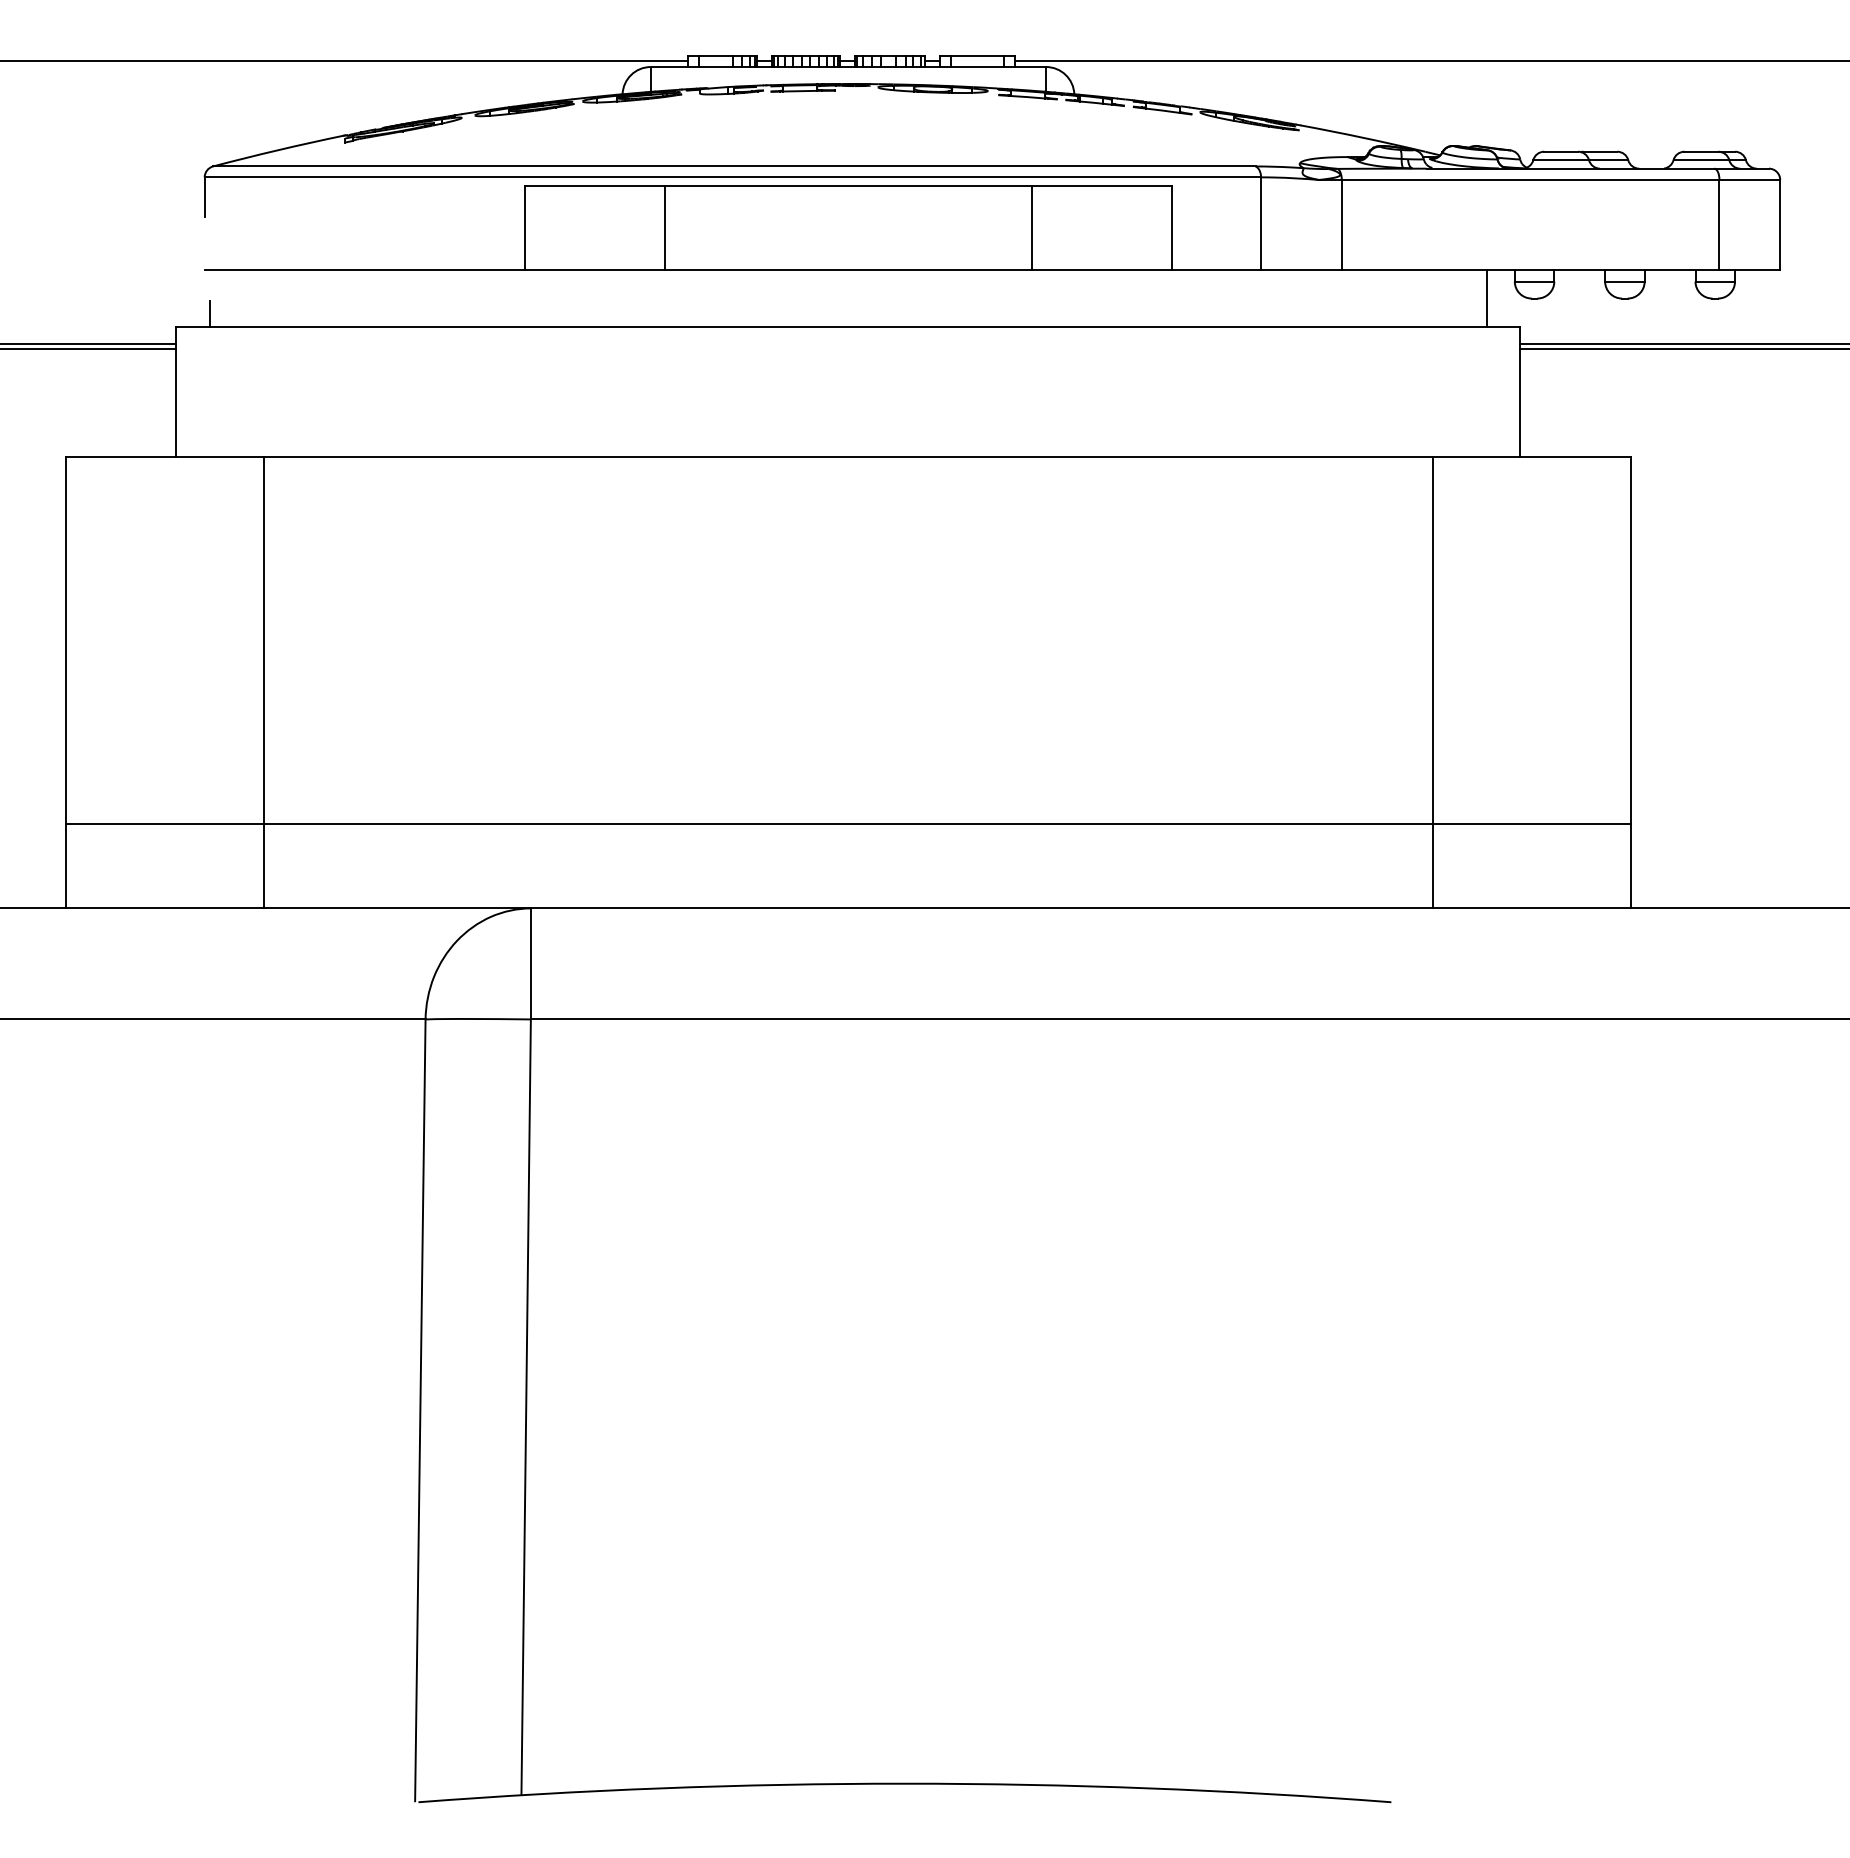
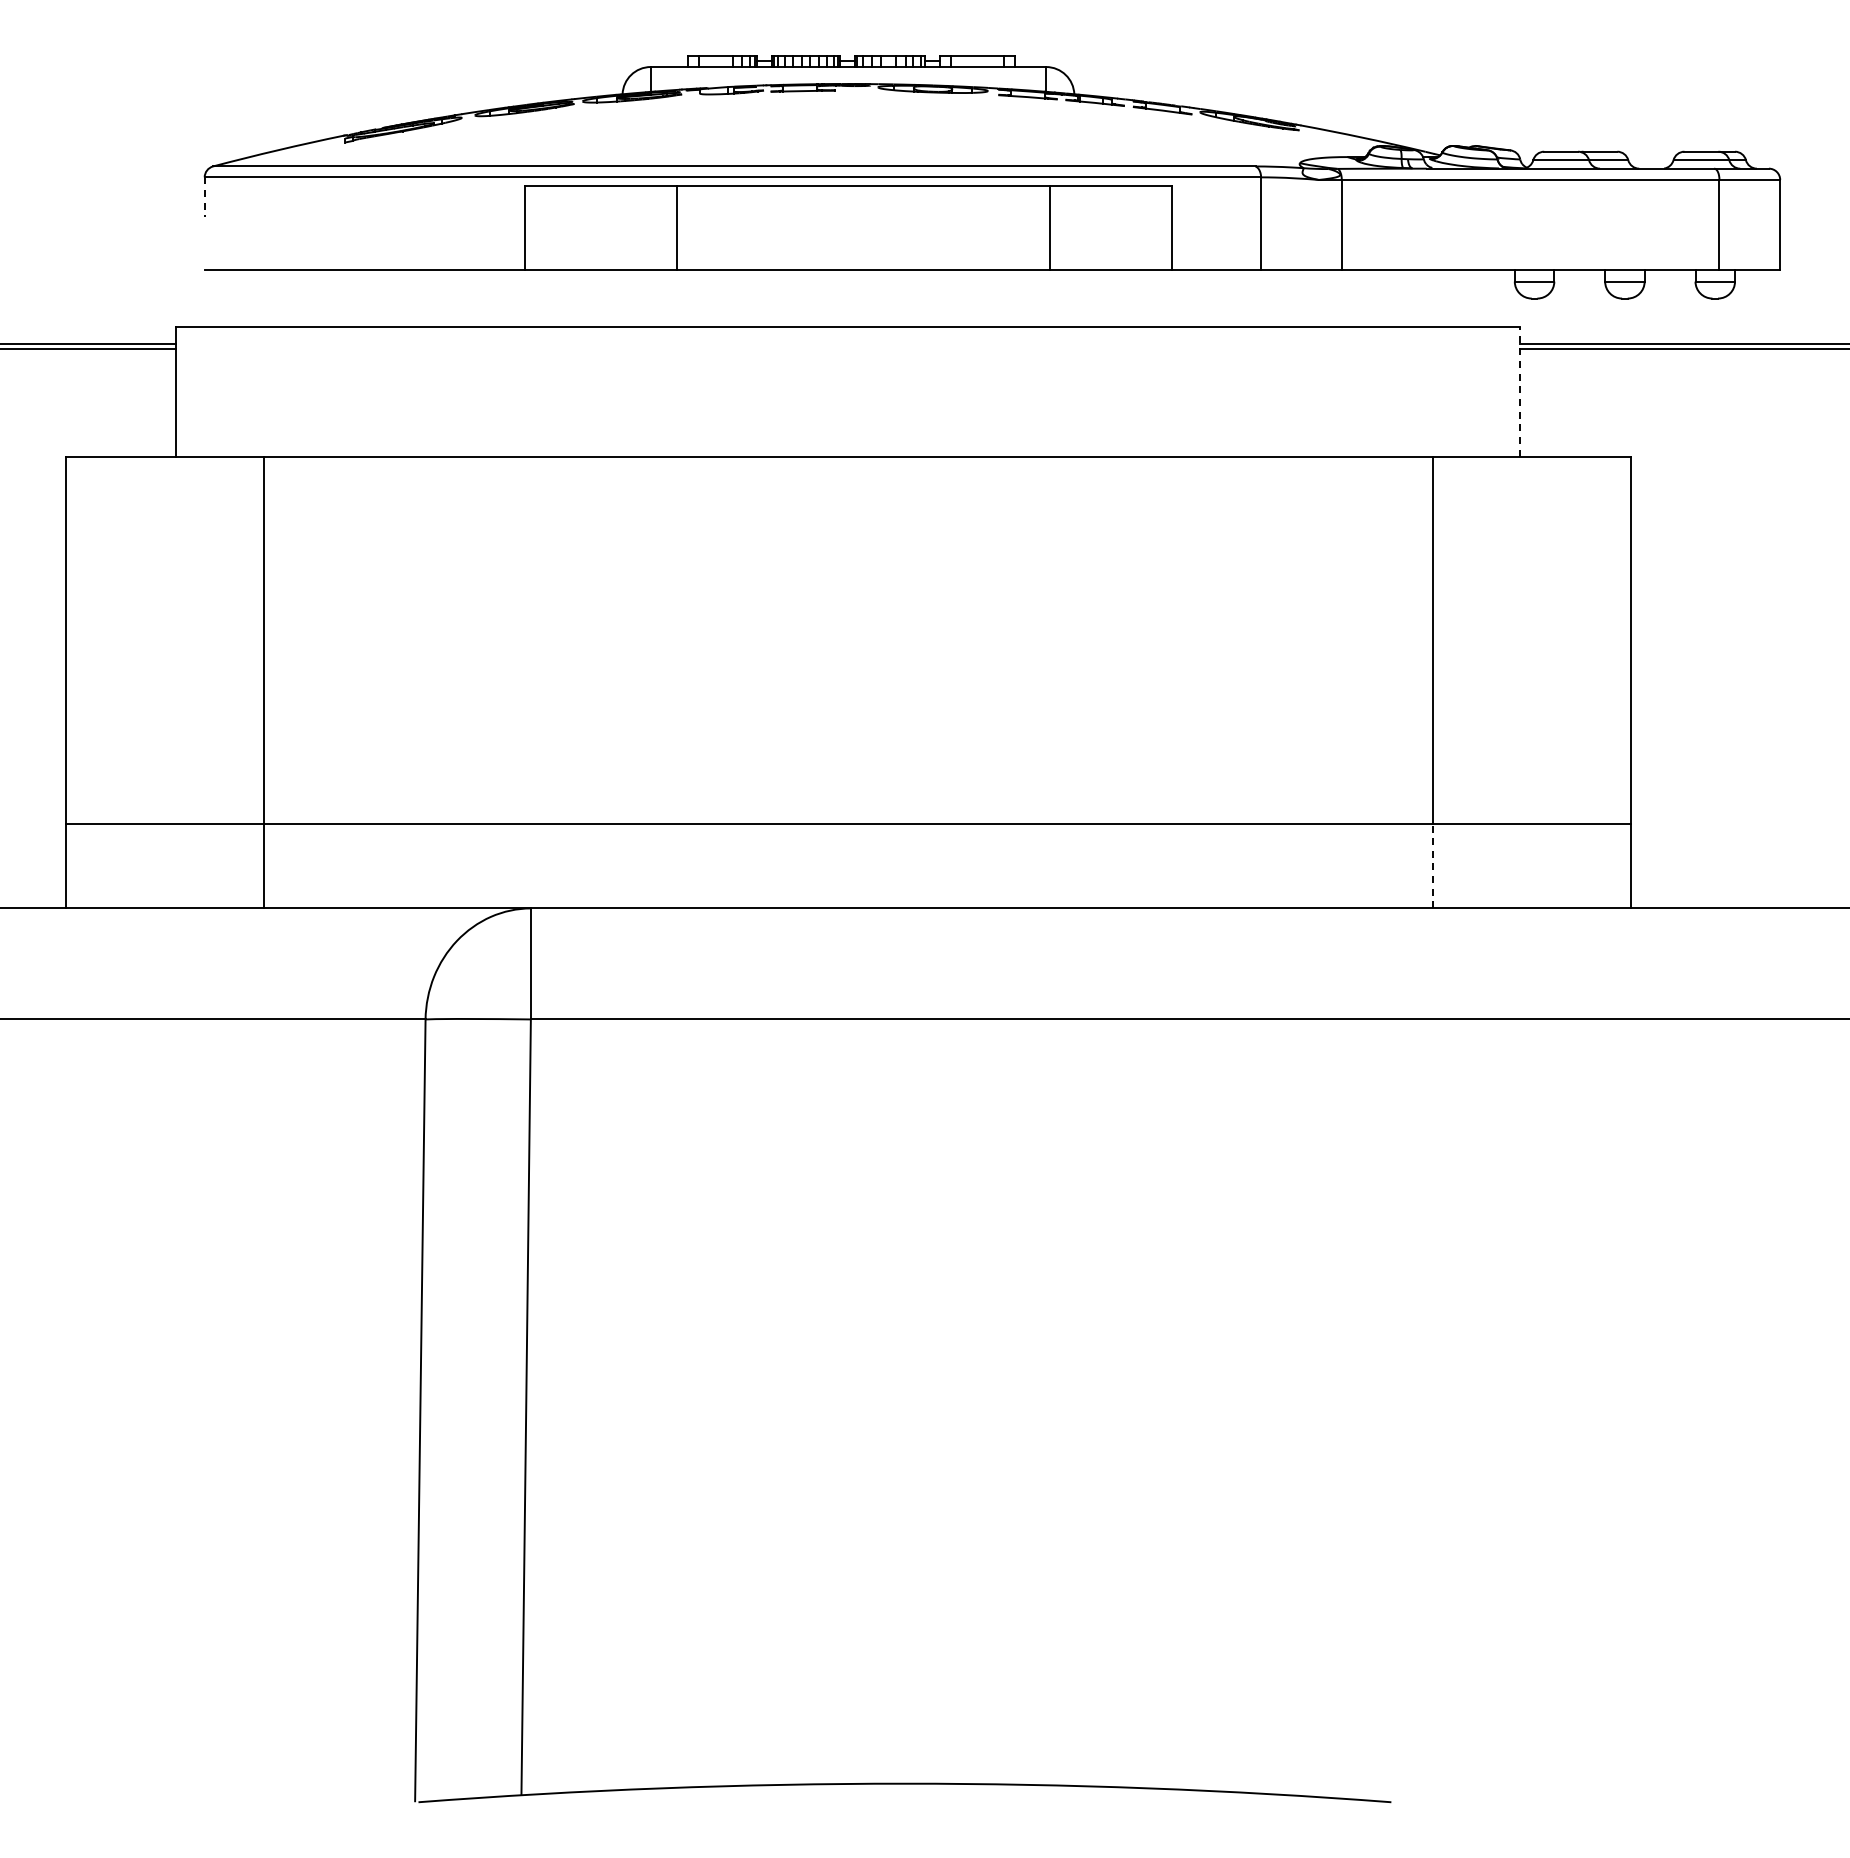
line: present -> none (344, 61)
line: present -> none (1430, 61)
line: solid -> dashed (204, 197)
line position: (664, 227) -> (676, 227) (676, 227)
line position: (1031, 227) -> (1049, 227) (1049, 227)
line: present -> none (1486, 298)
line: present -> none (210, 313)
line: solid -> dashed (1520, 391)
line: solid -> dashed (1432, 865)
